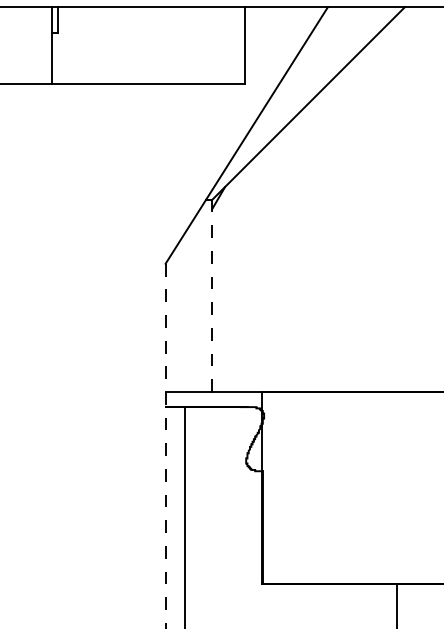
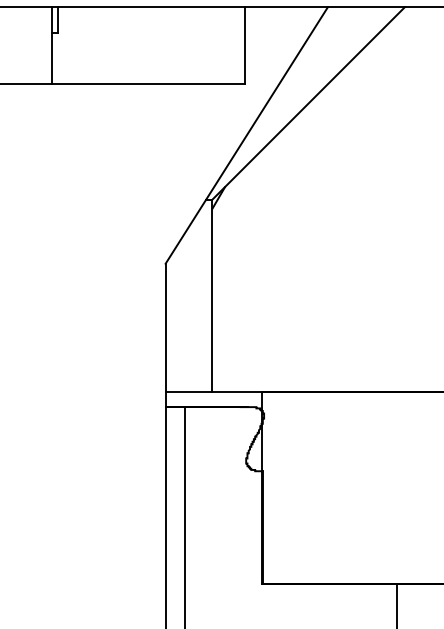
line: dashed -> solid (212, 296)
line: dashed -> solid (165, 445)
